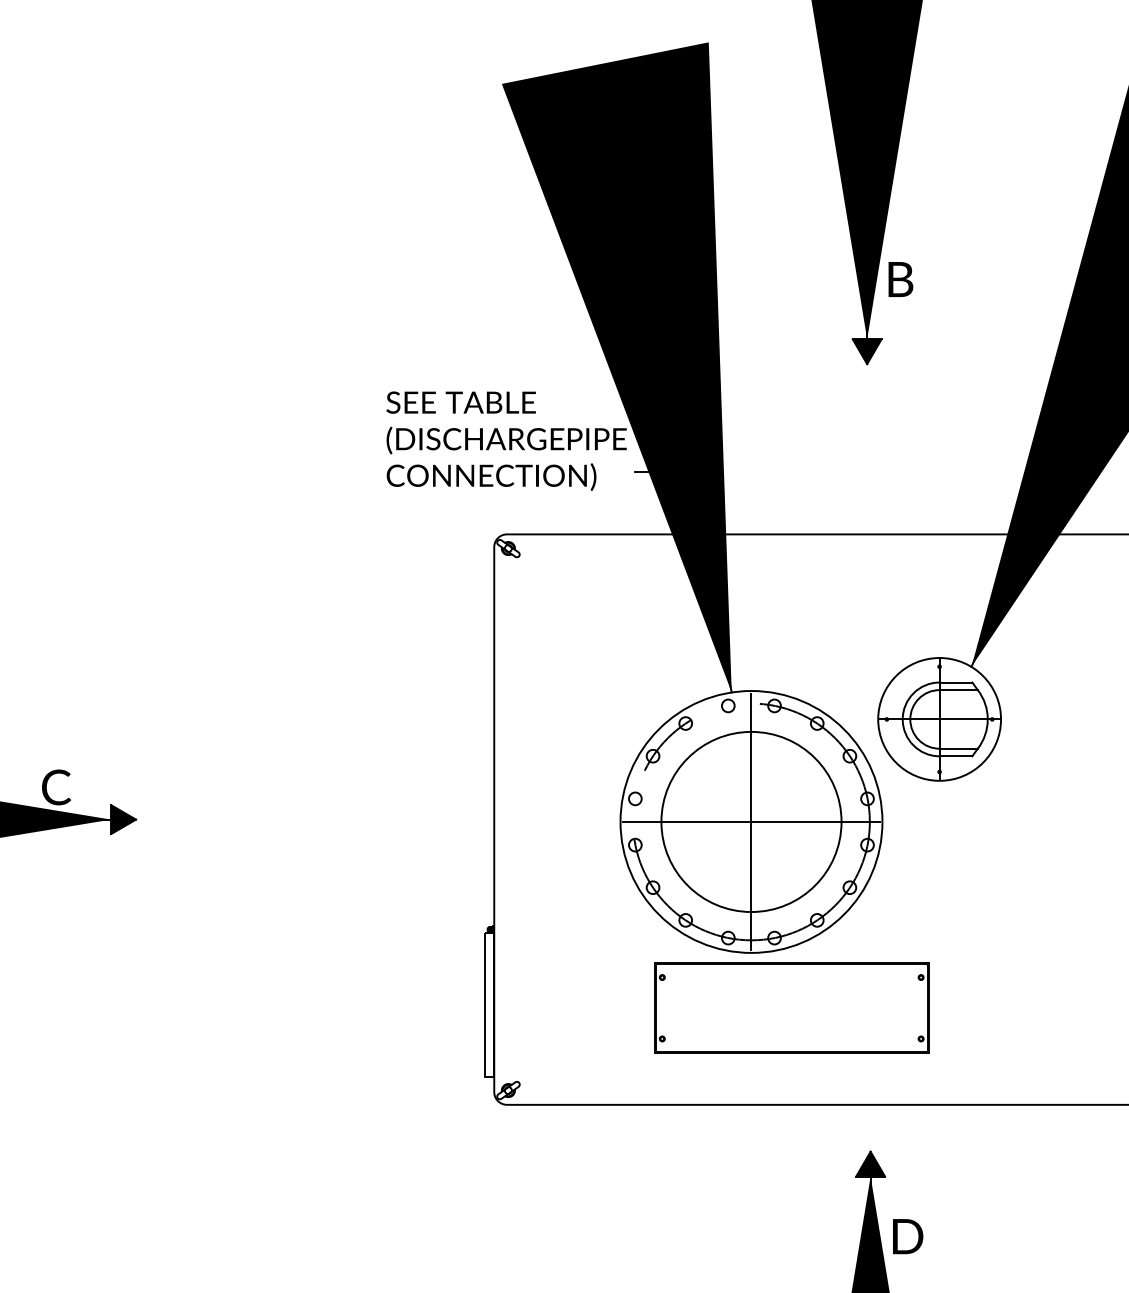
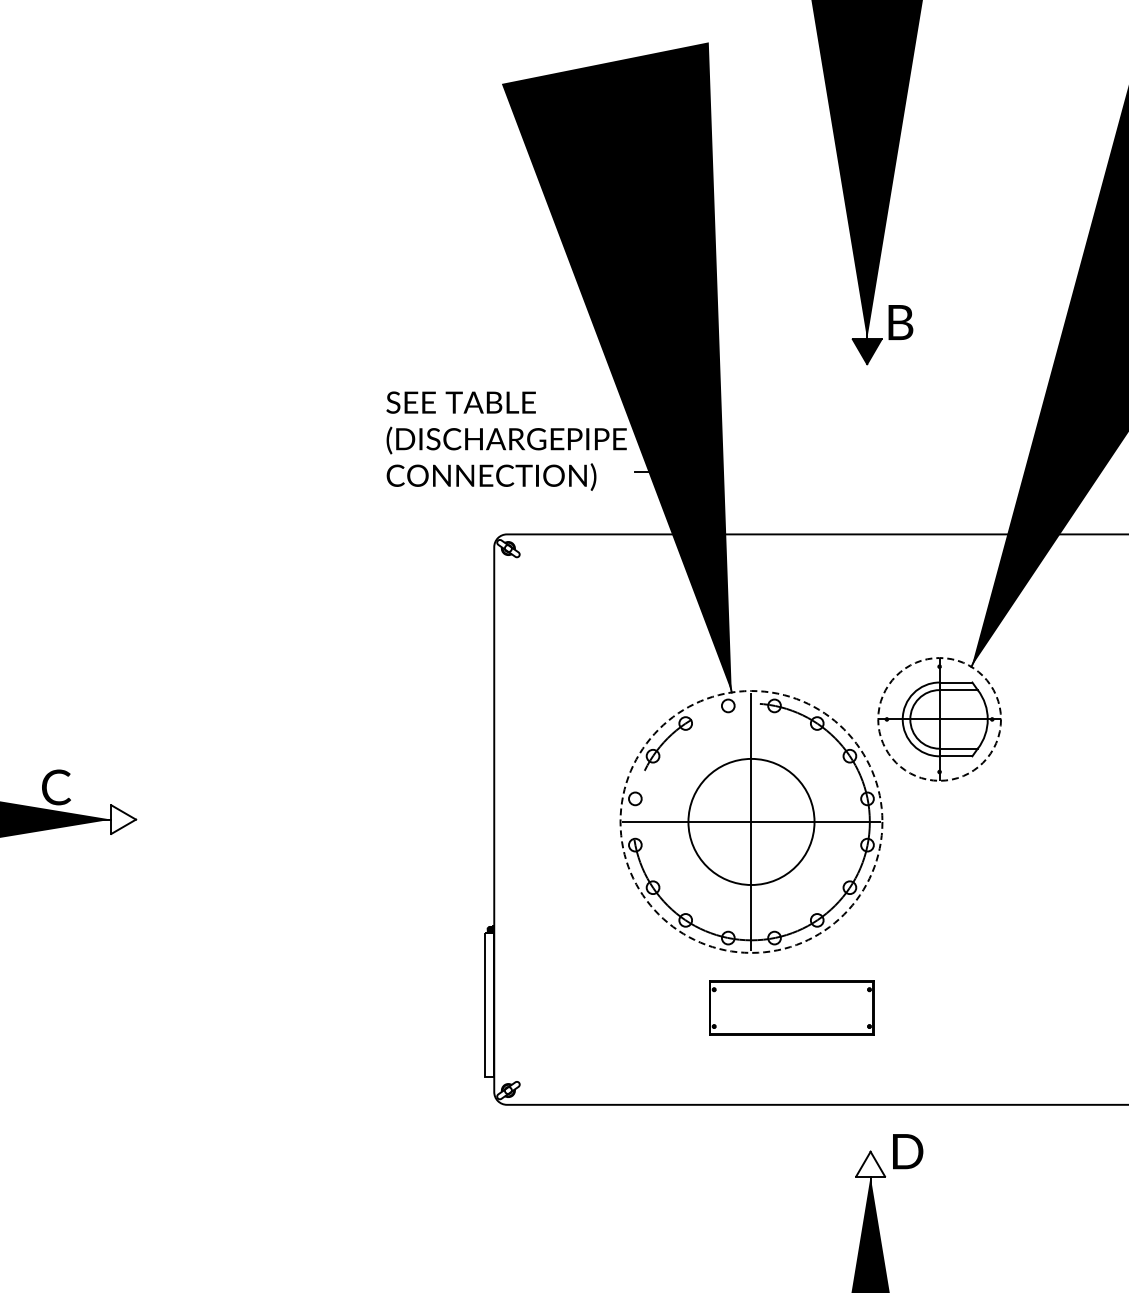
text position: (900, 279) -> (900, 322) (900, 322)
circle: solid -> dashed (939, 719)
fill: present -> none (123, 819)
circle diameter: 180 px -> 126 px (751, 821)
circle: solid -> dashed (751, 821)
part size: 276x92 px -> 166x56 px (791, 1007)
fill: present -> none (870, 1163)
text position: (908, 1236) -> (908, 1151) (908, 1151)
